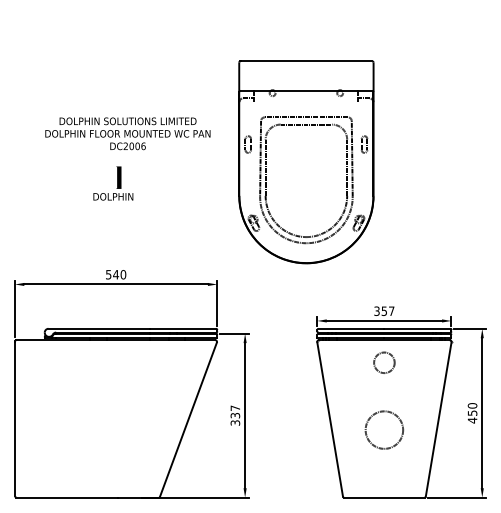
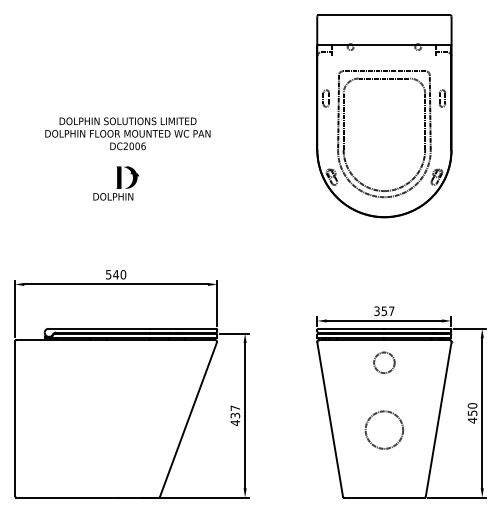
part position: (306, 162) -> (384, 116) (384, 116)
fill: none -> present (131, 177)
text: 337 -> 437 (235, 423)
